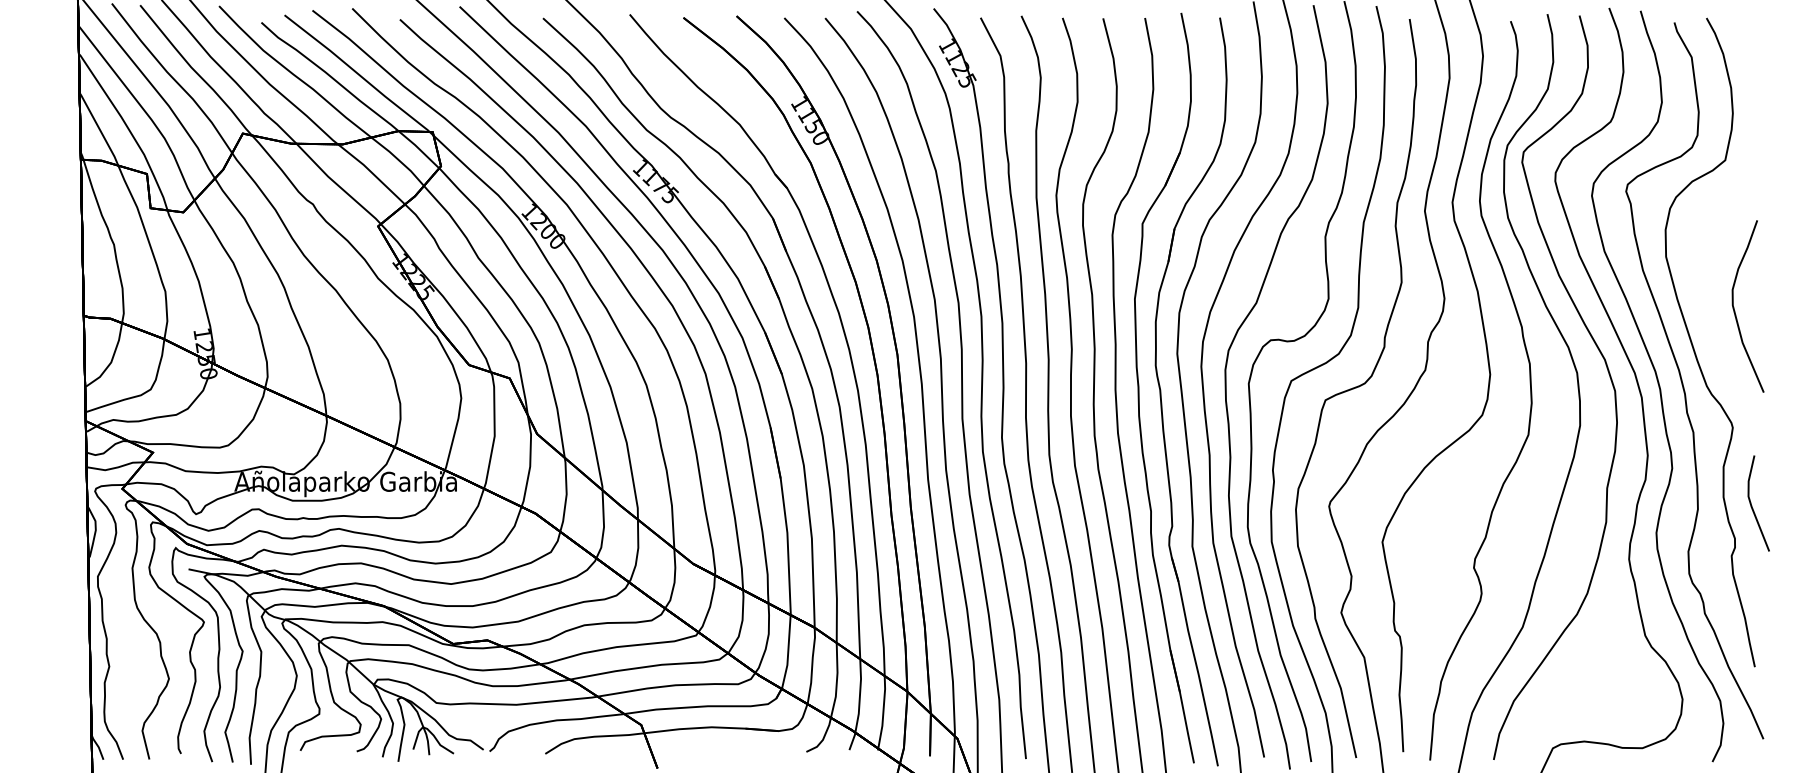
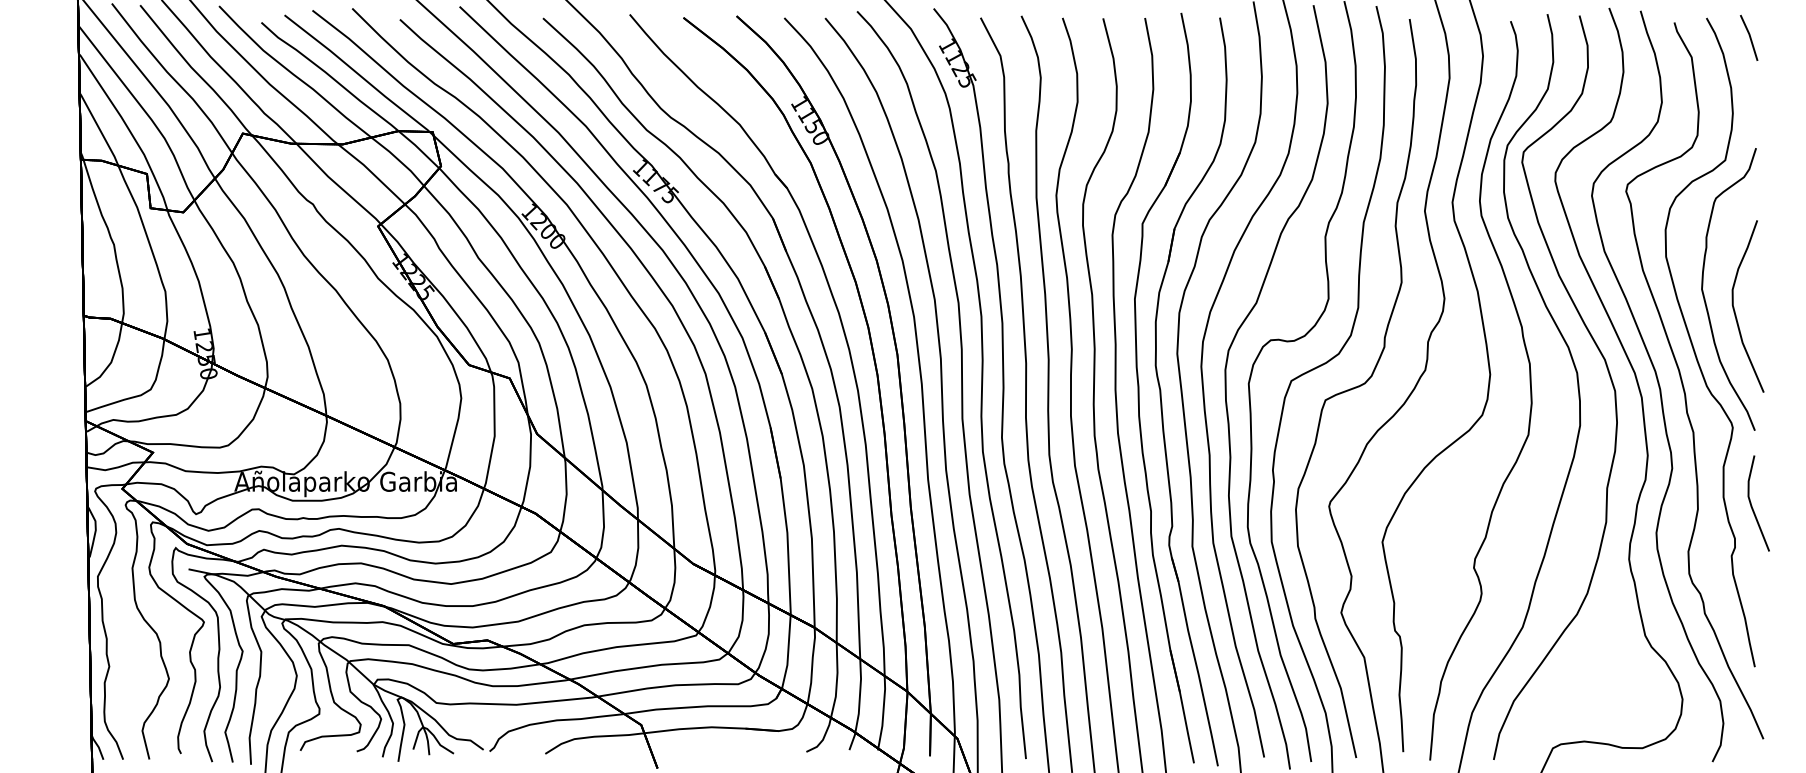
line: none -> present (1749, 37)
curve: none -> present (1704, 294)
